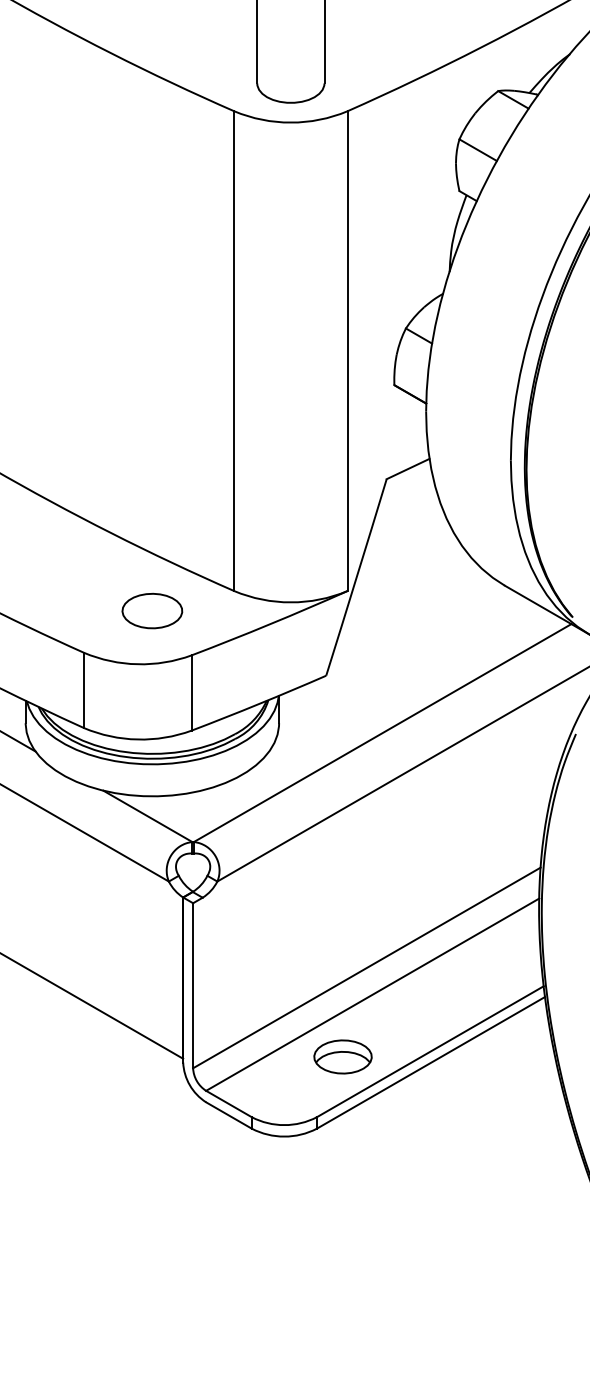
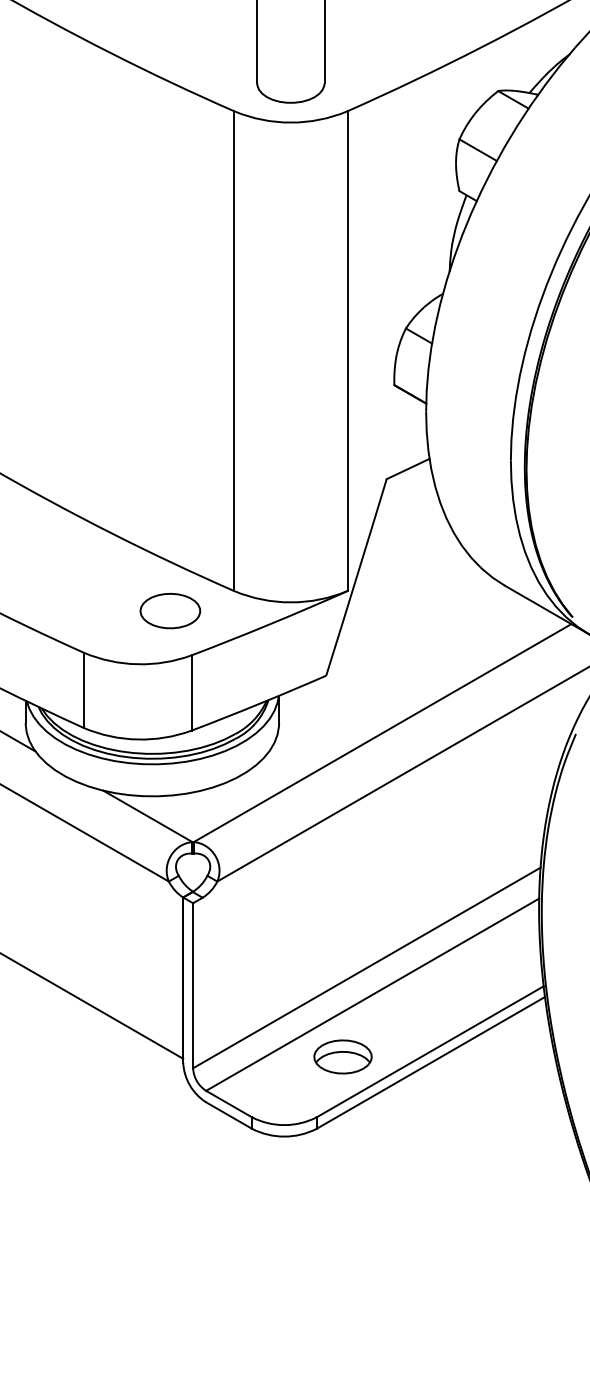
part position: (152, 610) -> (170, 610) (170, 610)
